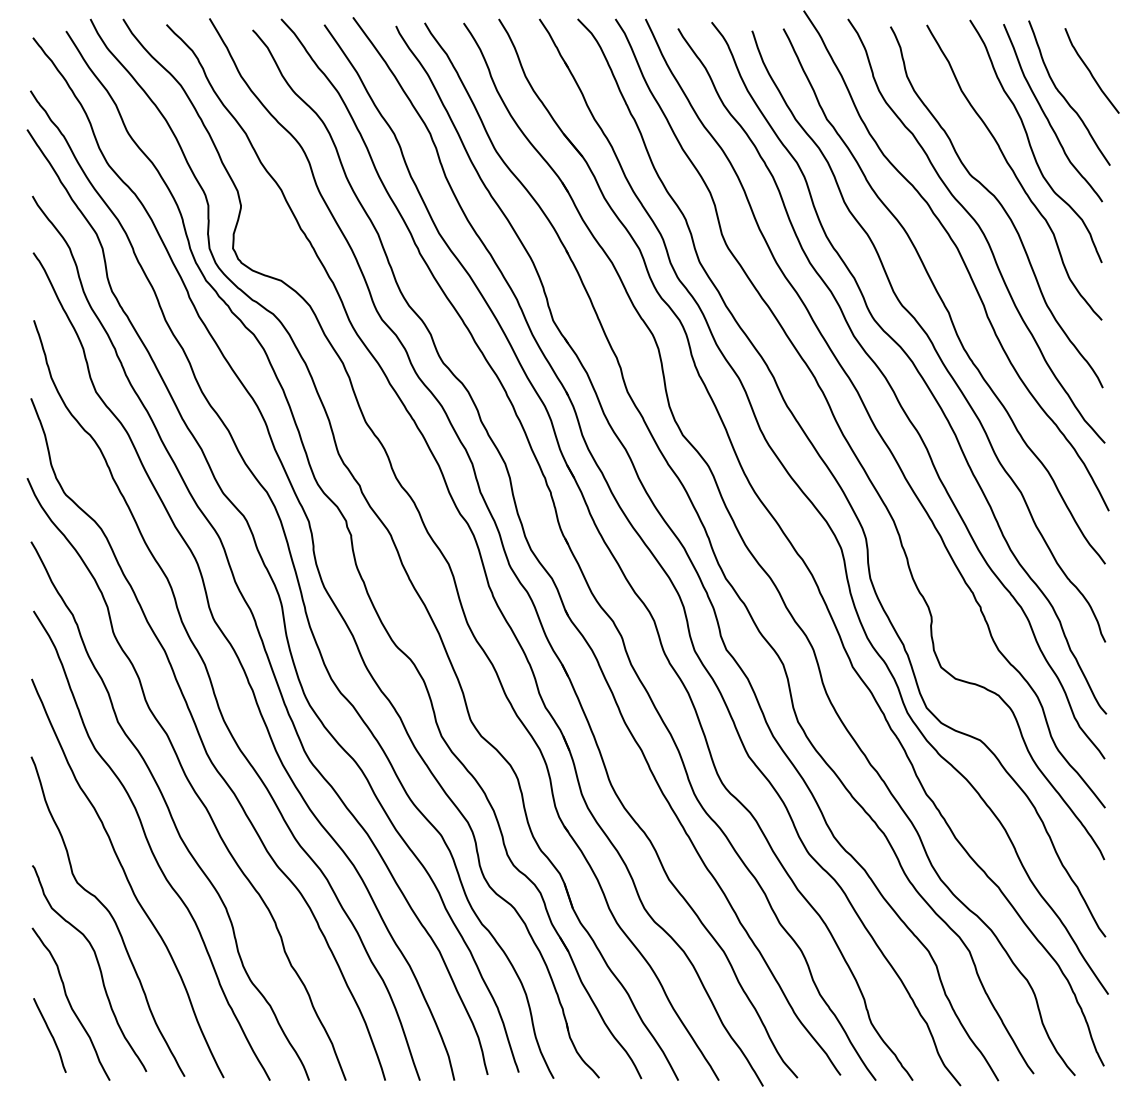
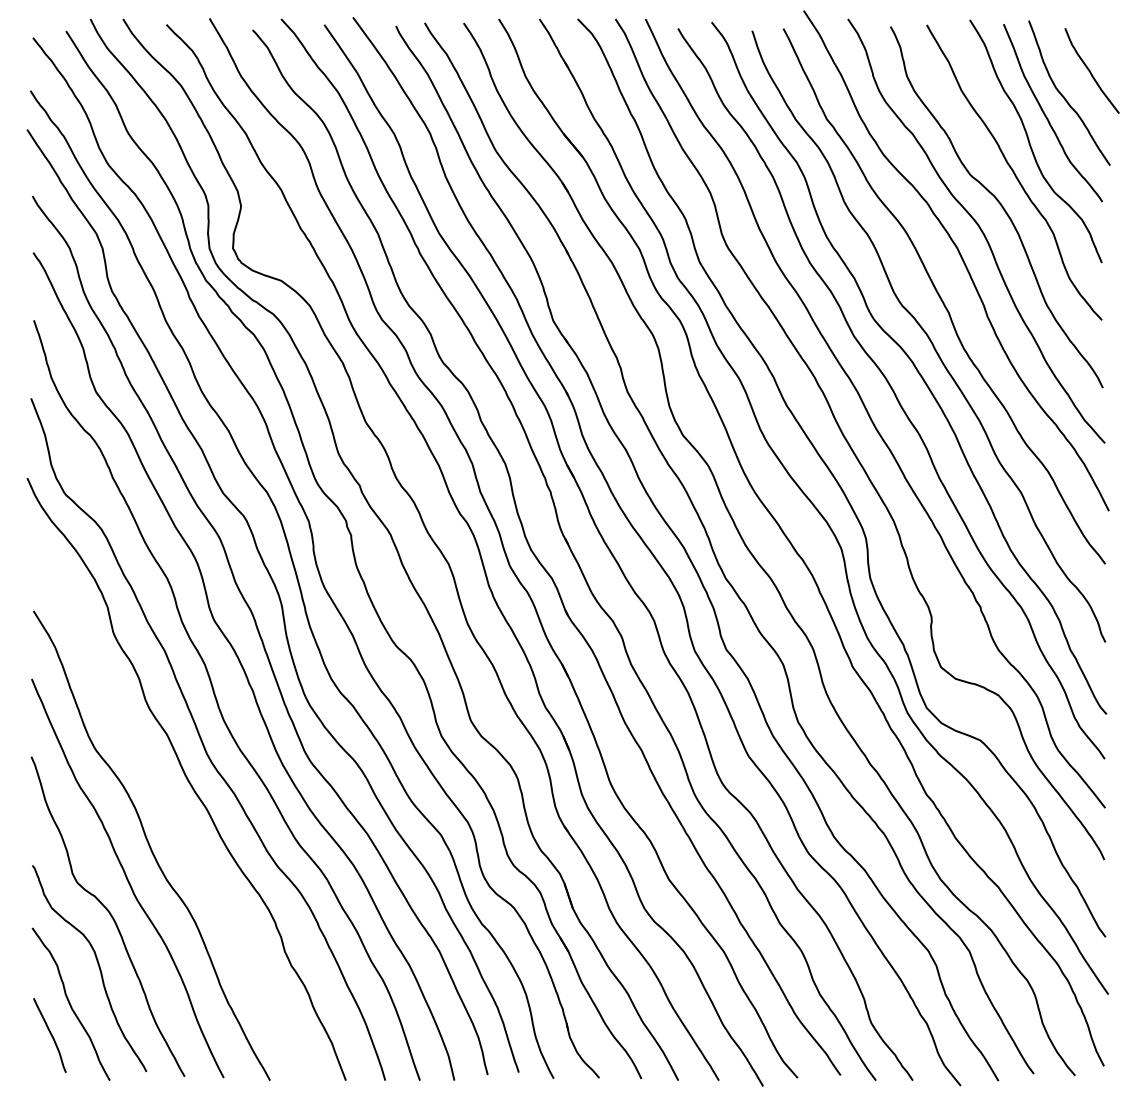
curve: present -> none (169, 810)
